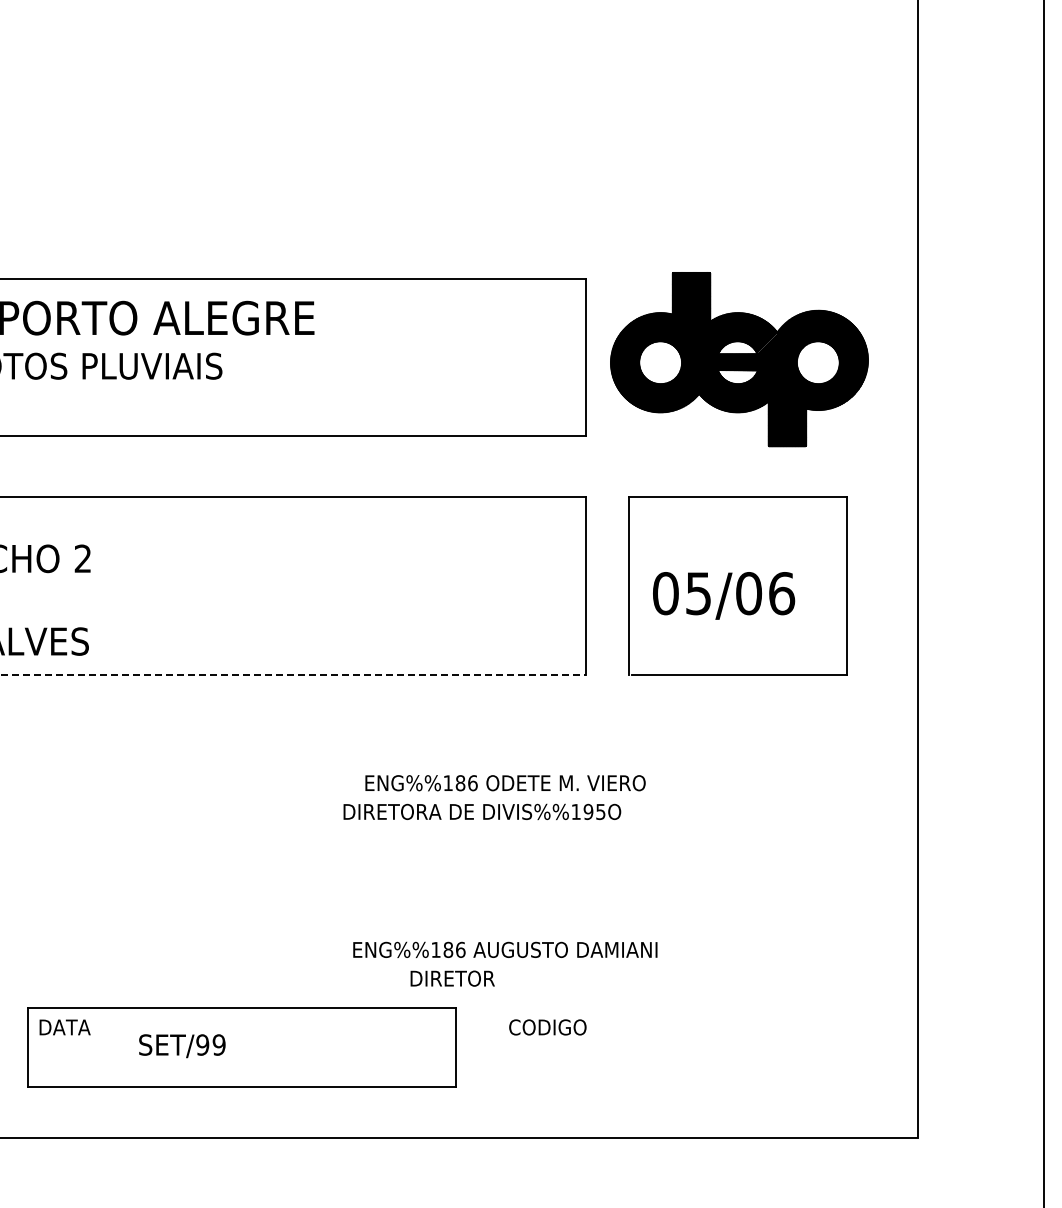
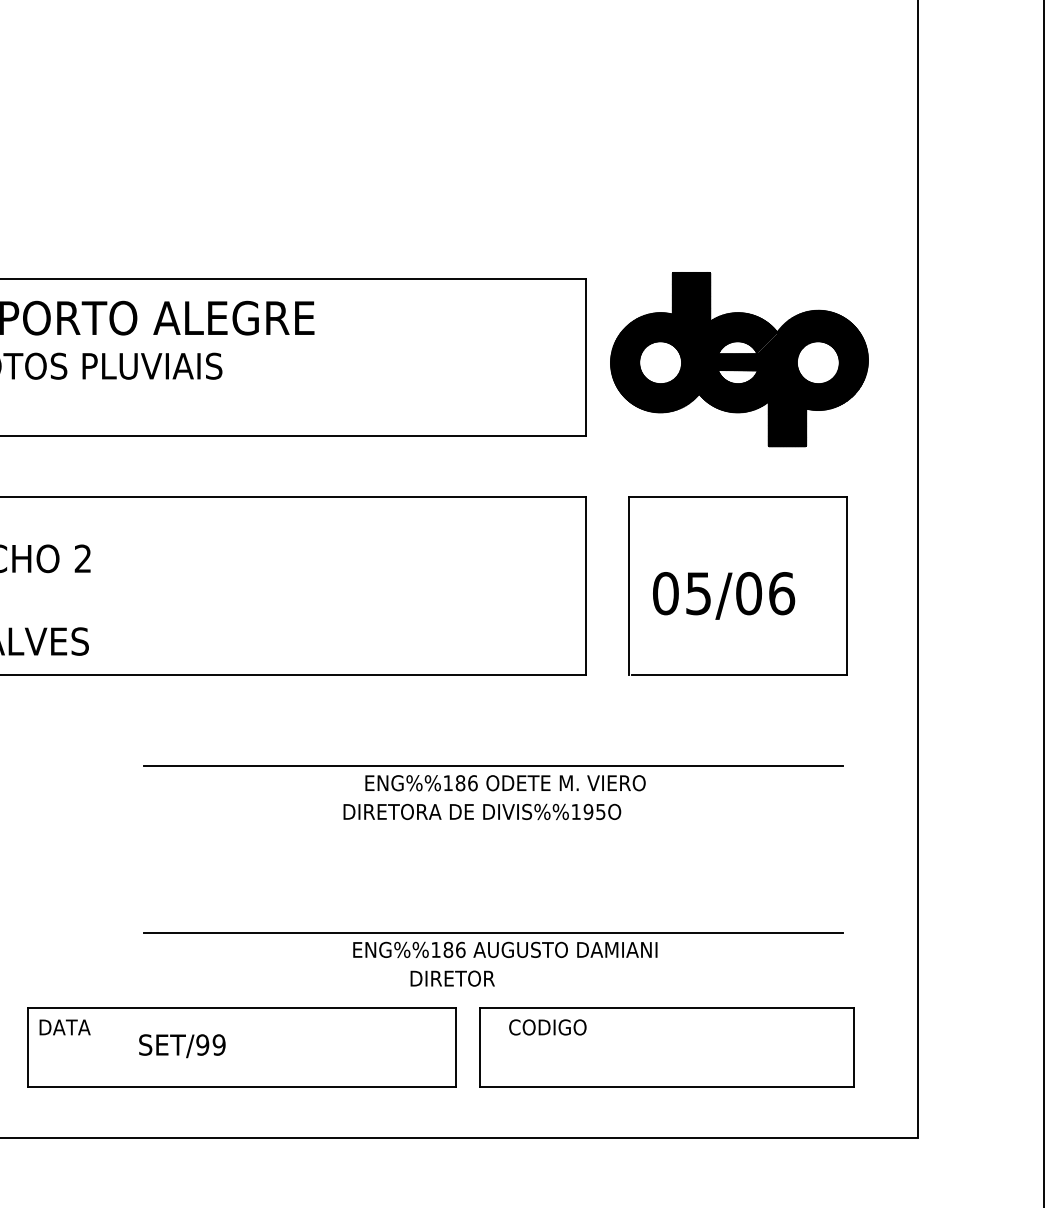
line: dashed -> solid (293, 674)
line: none -> present (493, 765)
line: none -> present (493, 932)
part: none -> present (666, 1047)
